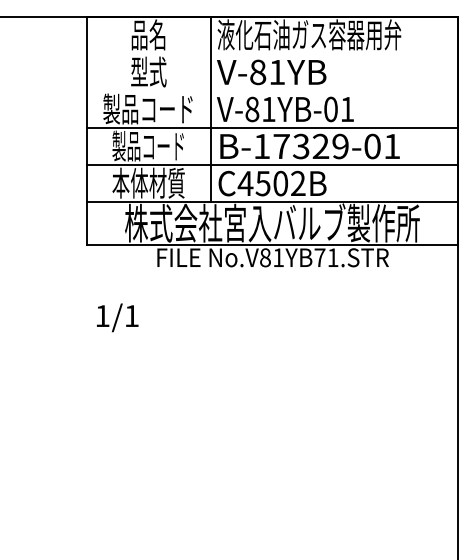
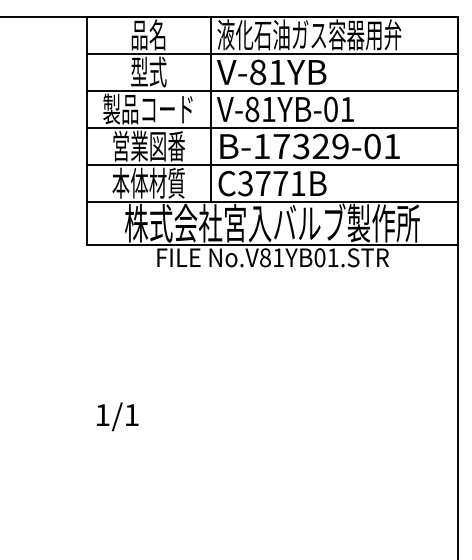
line: none -> present (272, 53)
line: none -> present (272, 90)
text: 製品コード -> 営業図番 (148, 145)
text: C4502B -> C3771B (271, 183)
text: No.V81YB71.STR -> No.V81YB01.STR (319, 257)
text position: (117, 317) -> (117, 416) (117, 416)
